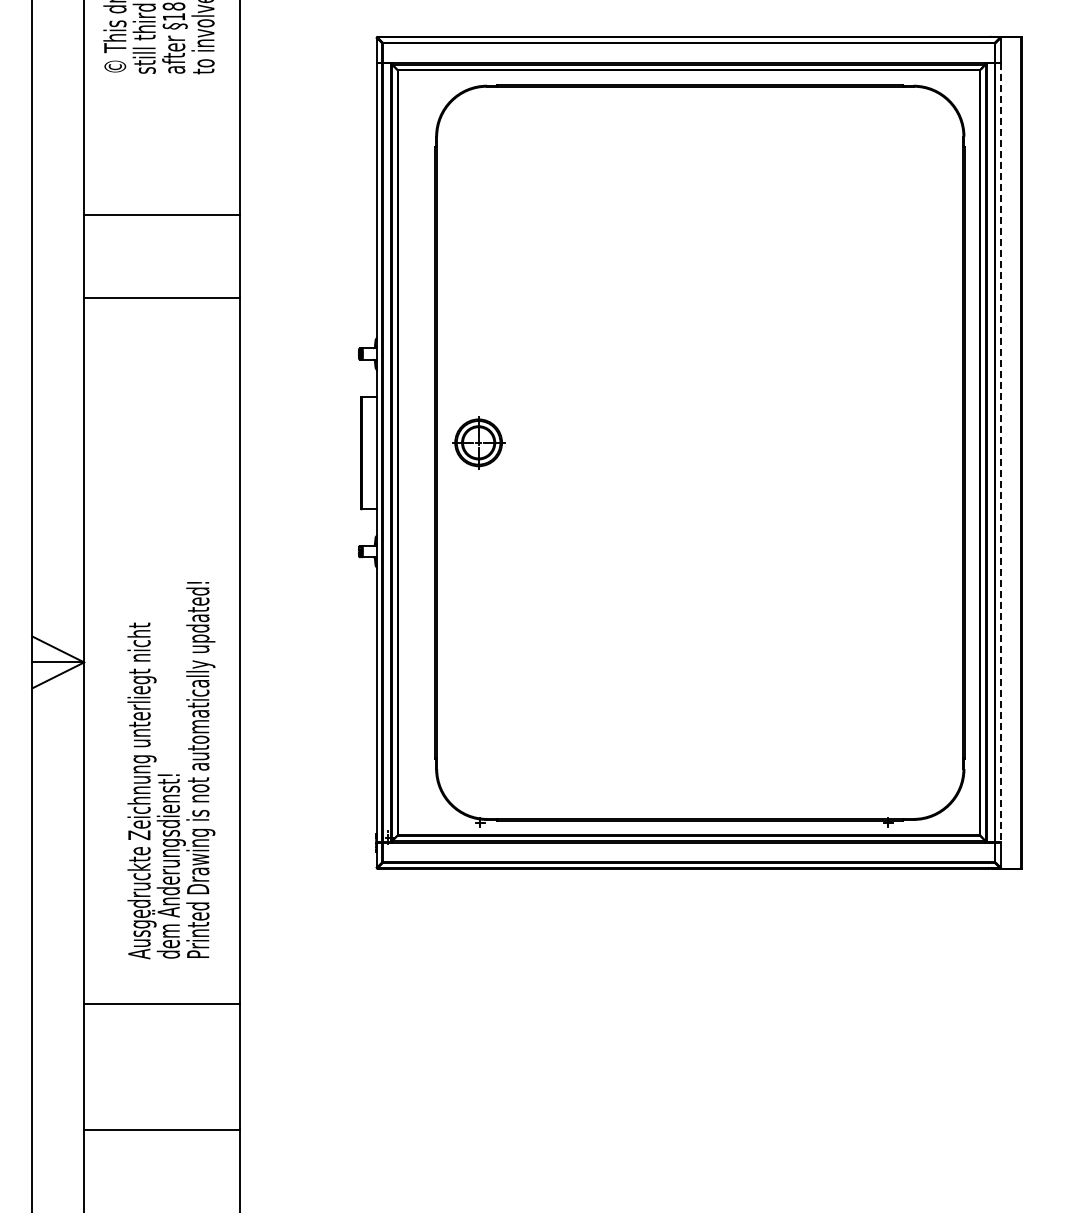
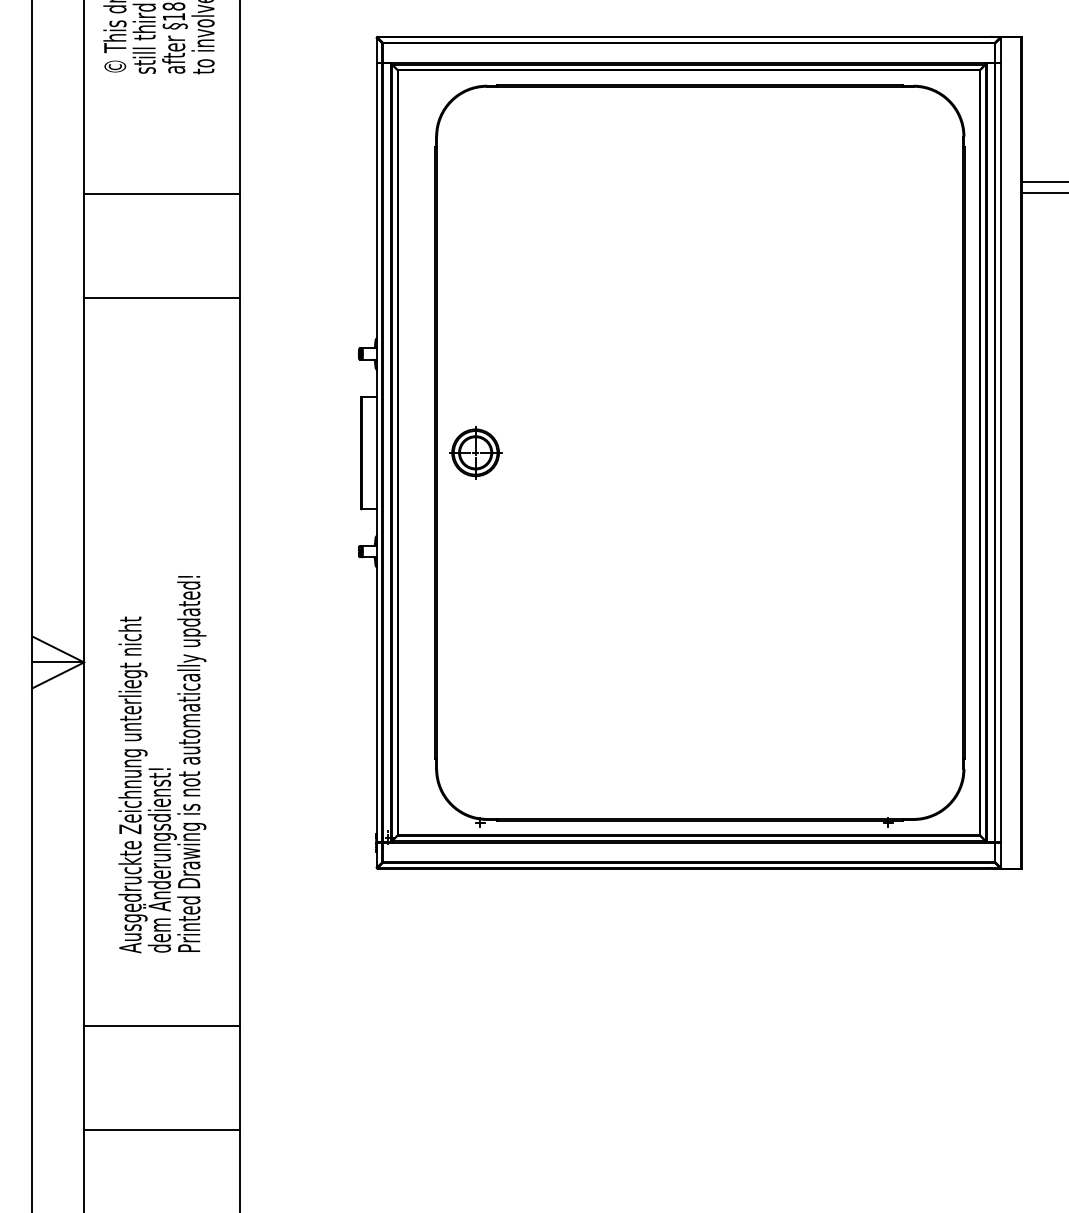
line: none -> present (1043, 182)
line: none -> present (1043, 192)
line position: (162, 215) -> (162, 194) (162, 194)
part position: (478, 442) -> (475, 452) (475, 452)
line: dashed -> solid (1000, 452)
text position: (171, 770) -> (162, 764) (162, 764)
line position: (162, 1004) -> (162, 1026) (162, 1026)
